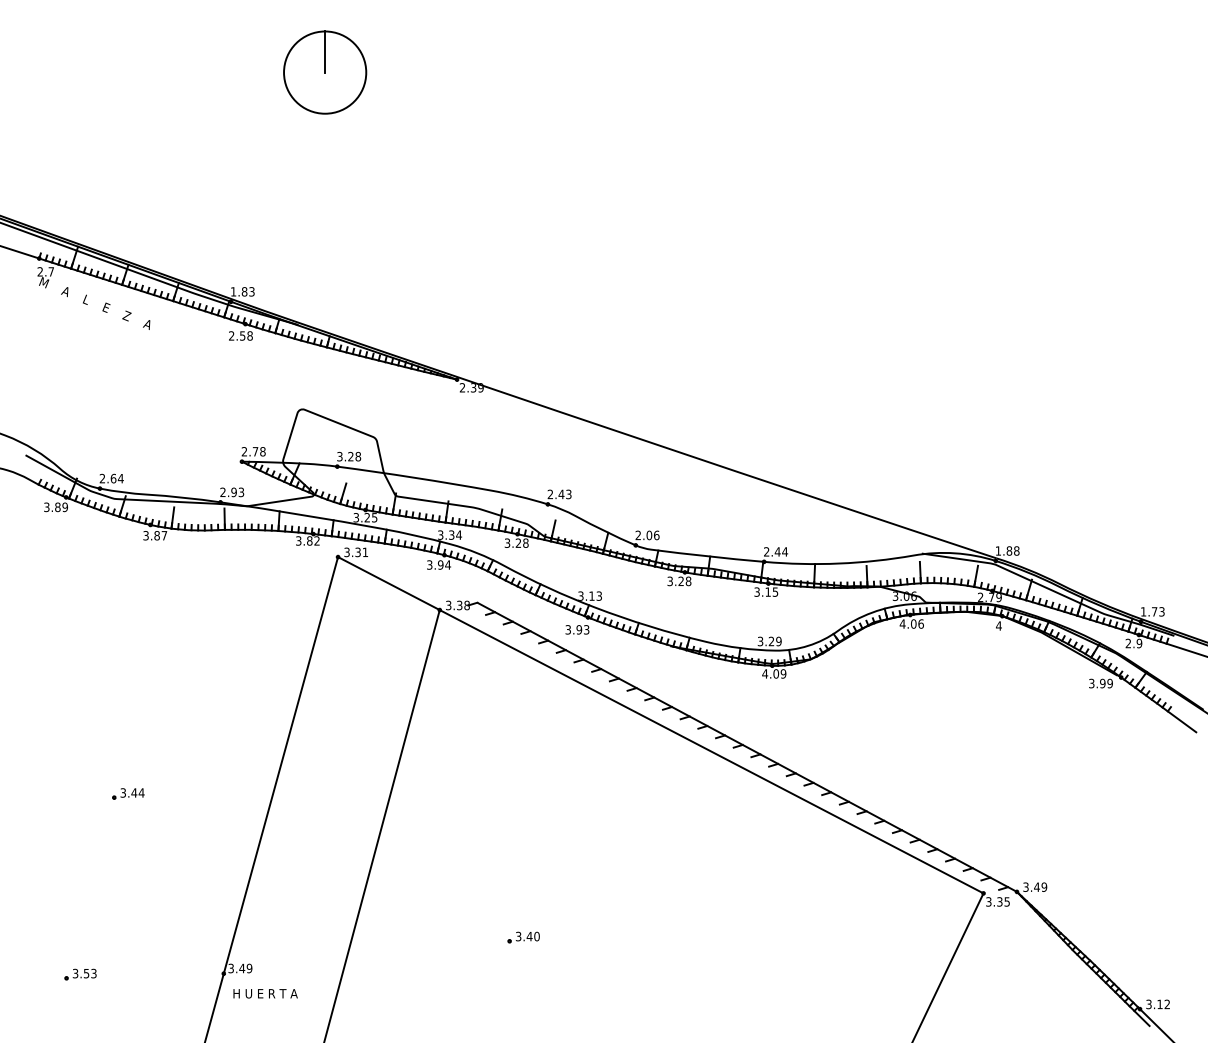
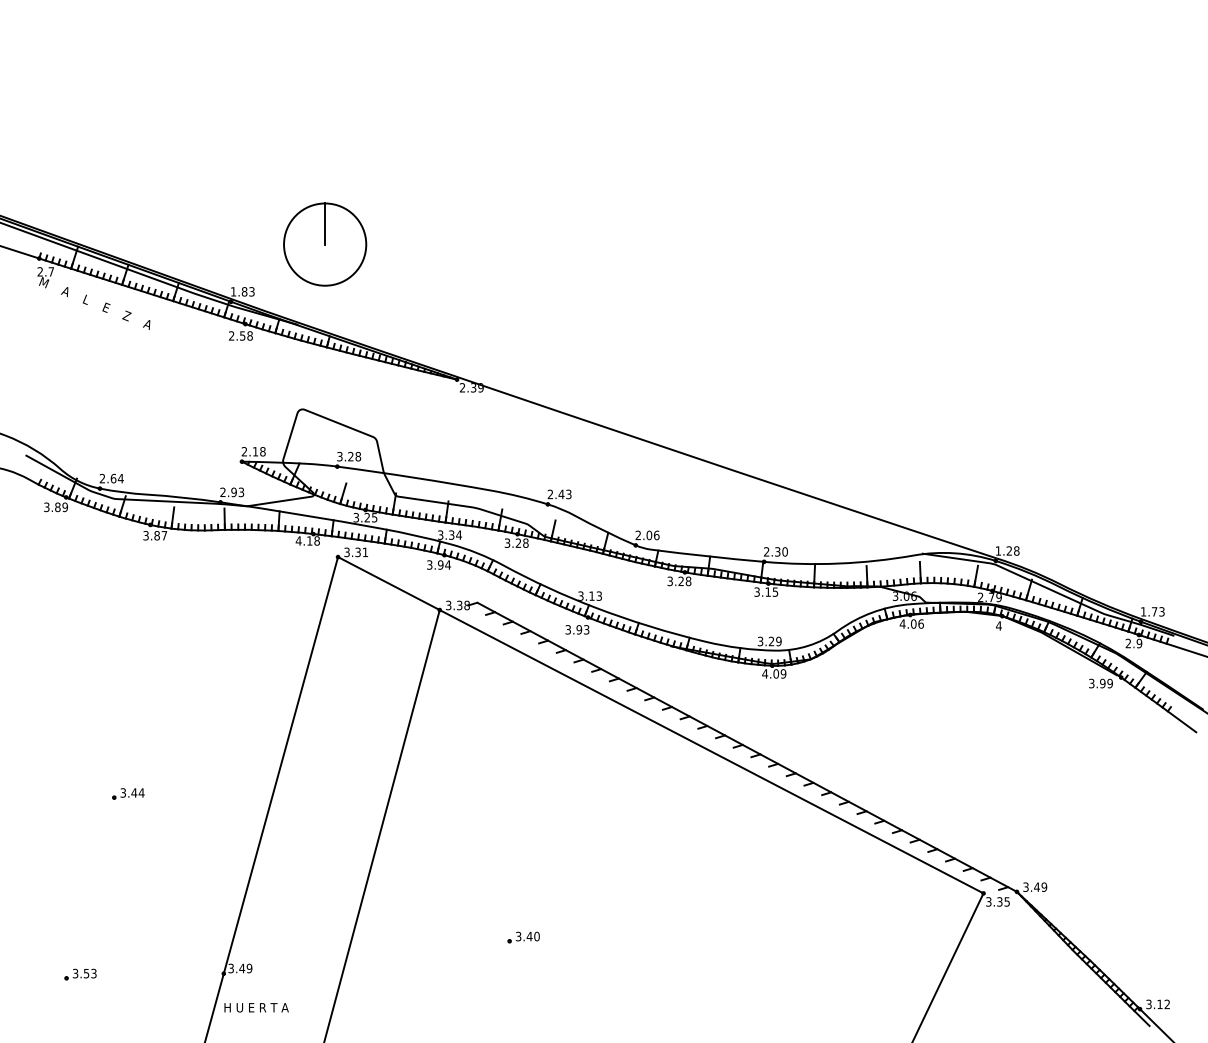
part position: (325, 72) -> (325, 244) (325, 244)
text: 2.78 -> 2.18 (255, 451)
text: 3.82 -> 4.18 (307, 540)
text: 1.88 -> 1.28 (1009, 550)
text: 2.44 -> 2.30 (781, 551)
text position: (265, 993) -> (256, 1007) (256, 1007)
